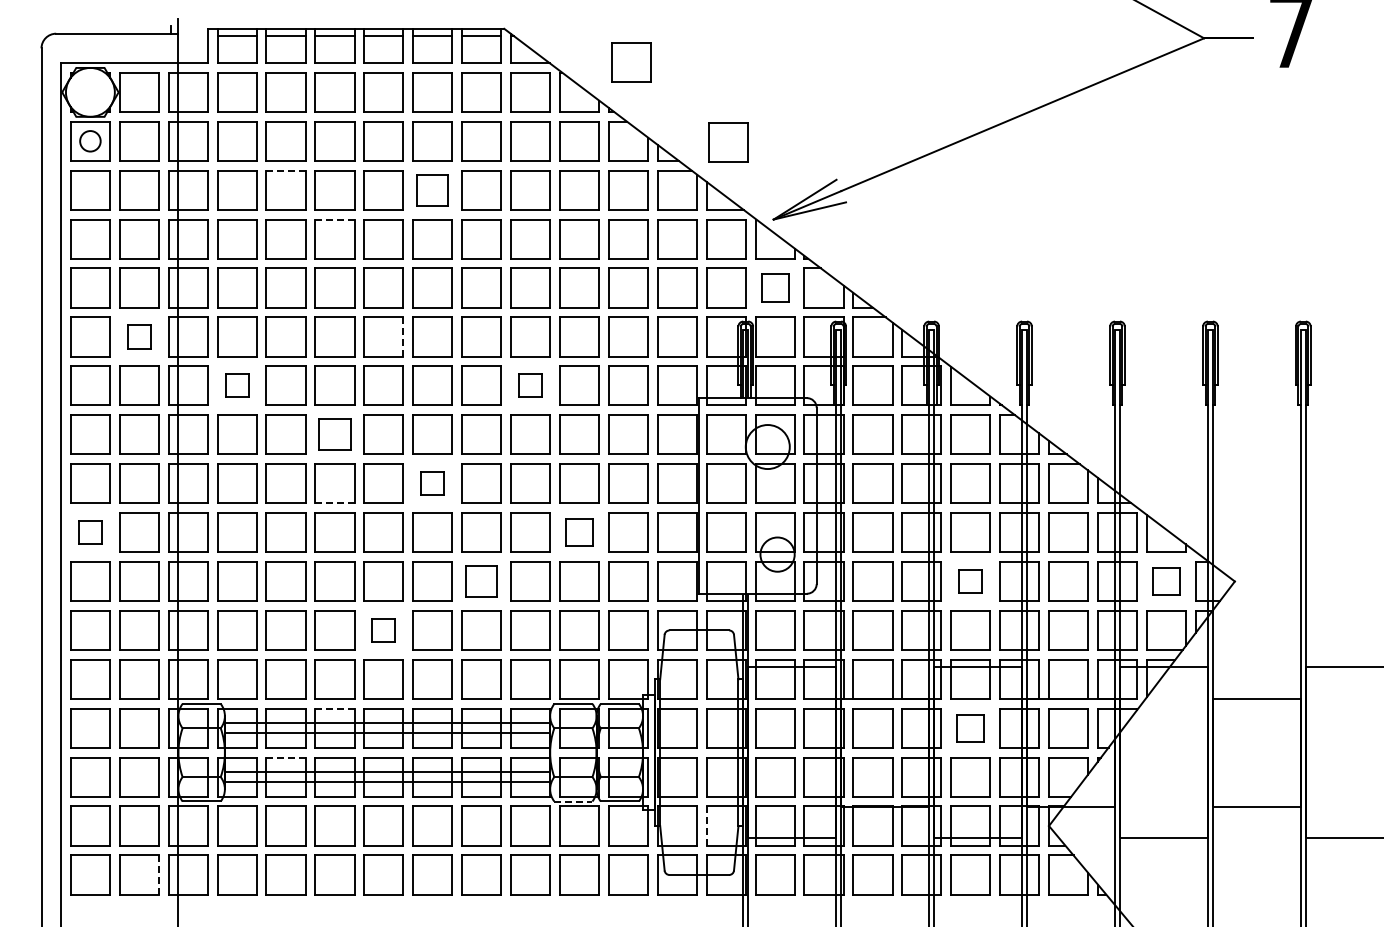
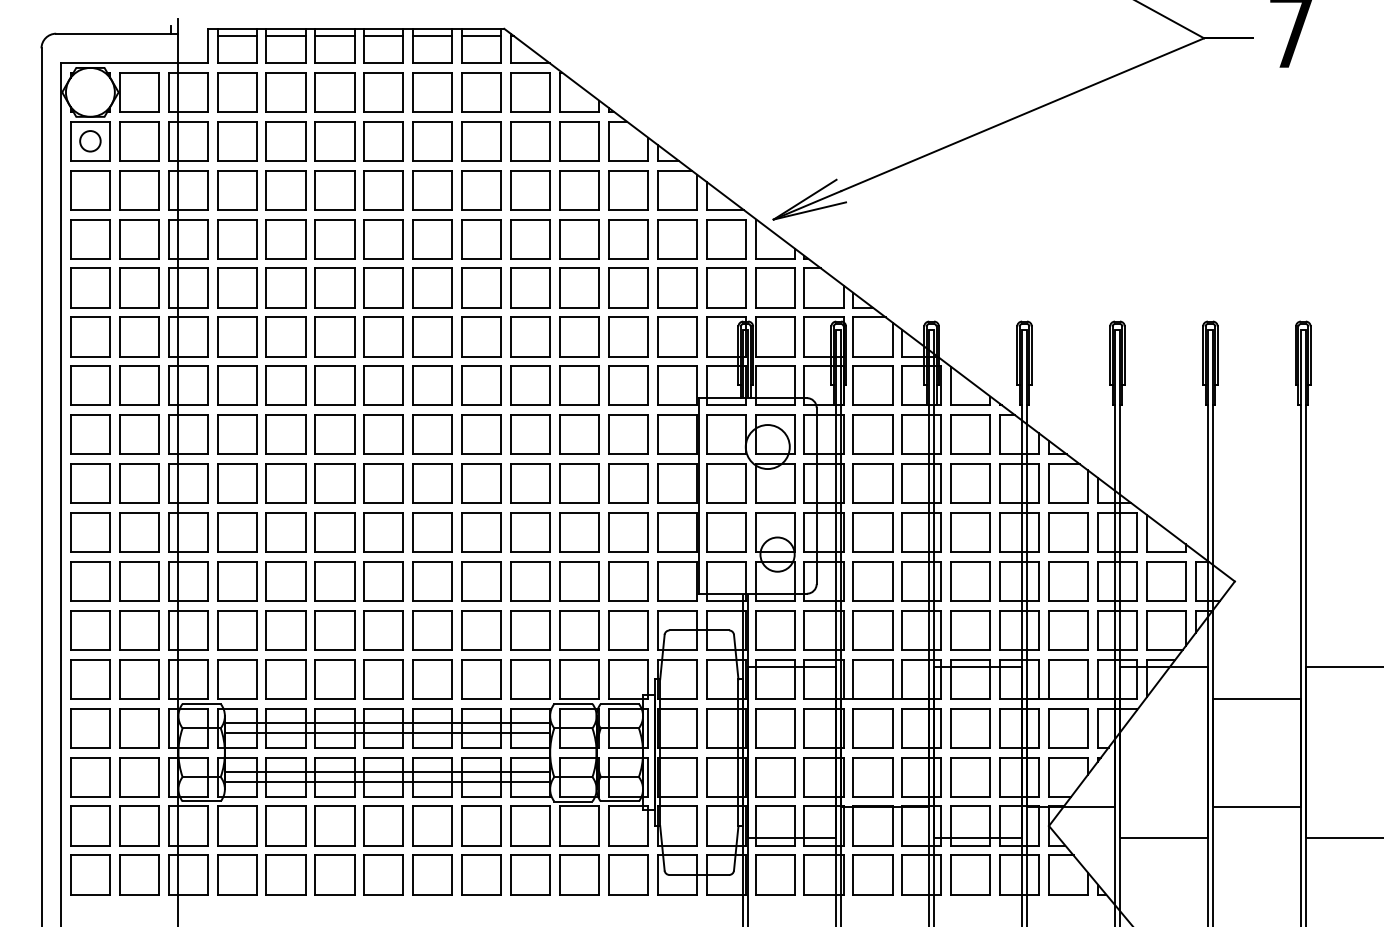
part: present -> none (631, 62)
part: present -> none (728, 142)
line: dashed -> solid (286, 170)
part size: 33x33 px -> 41x41 px (432, 190)
line: dashed -> solid (334, 219)
part size: 29x30 px -> 41x42 px (775, 287)
part size: 25x26 px -> 41x42 px (139, 336)
line: dashed -> solid (403, 336)
part size: 25x25 px -> 41x41 px (237, 385)
part size: 25x25 px -> 41x41 px (530, 385)
part size: 34x33 px -> 42x41 px (334, 434)
part size: 25x25 px -> 41x41 px (432, 483)
line: dashed -> solid (334, 503)
part size: 25x25 px -> 41x41 px (90, 532)
part size: 29x29 px -> 41x41 px (579, 532)
part size: 33x33 px -> 41x41 px (481, 581)
part size: 25x25 px -> 41x41 px (970, 581)
part size: 29x29 px -> 41x41 px (1166, 581)
part size: 25x25 px -> 41x41 px (383, 630)
line: dashed -> solid (334, 708)
part size: 29x29 px -> 41x41 px (970, 728)
line: dashed -> solid (286, 757)
line: dashed -> solid (573, 801)
line: dashed -> solid (706, 826)
line: dashed -> solid (158, 874)
